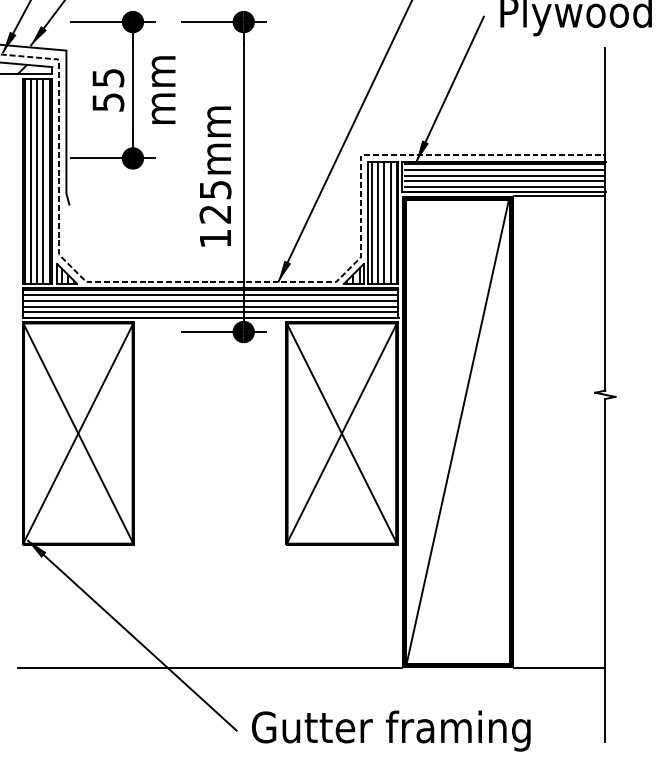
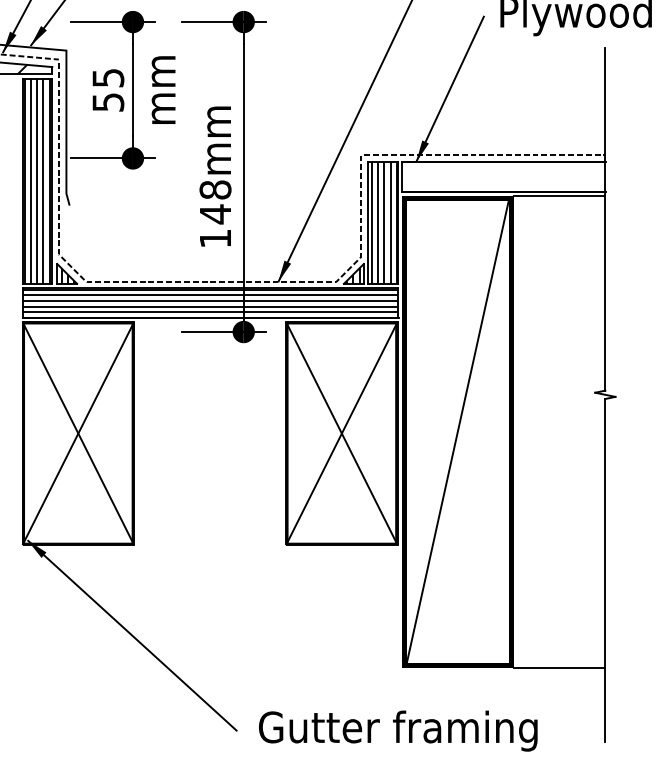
hatch: present -> none (504, 175)
text: 125mm -> 148mm (215, 202)
line: present -> none (209, 667)
text position: (391, 730) -> (398, 730) (398, 730)
